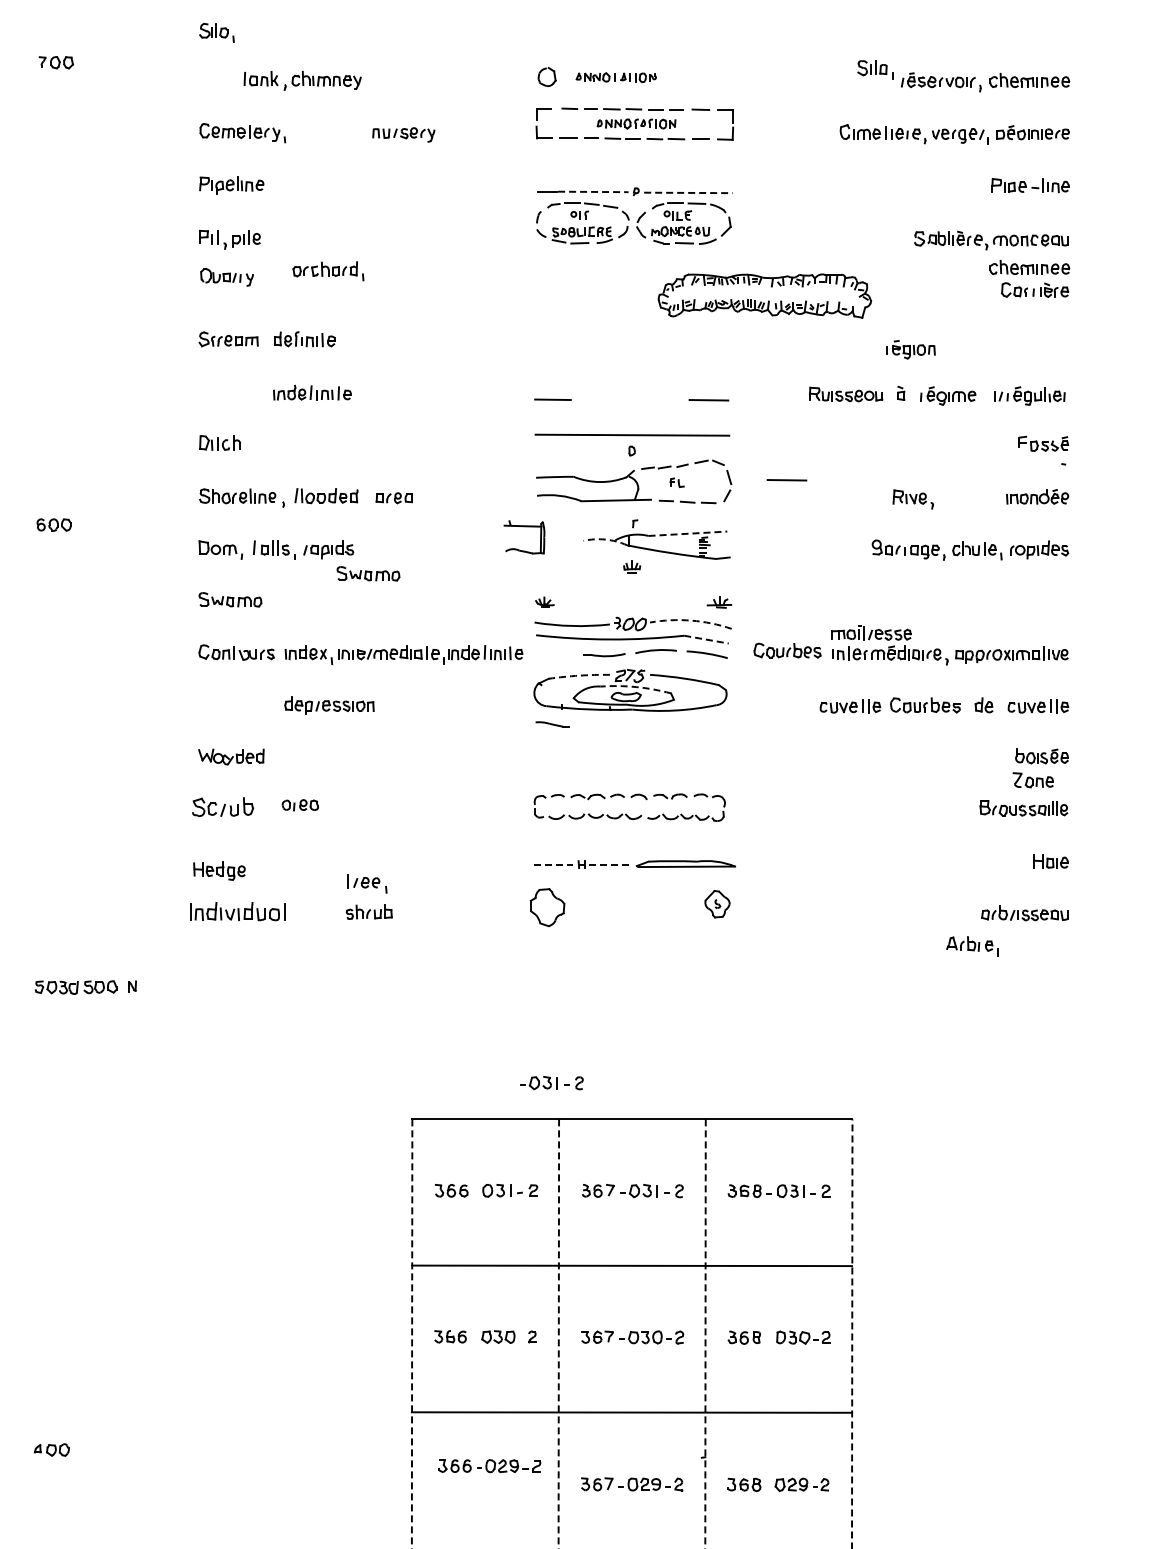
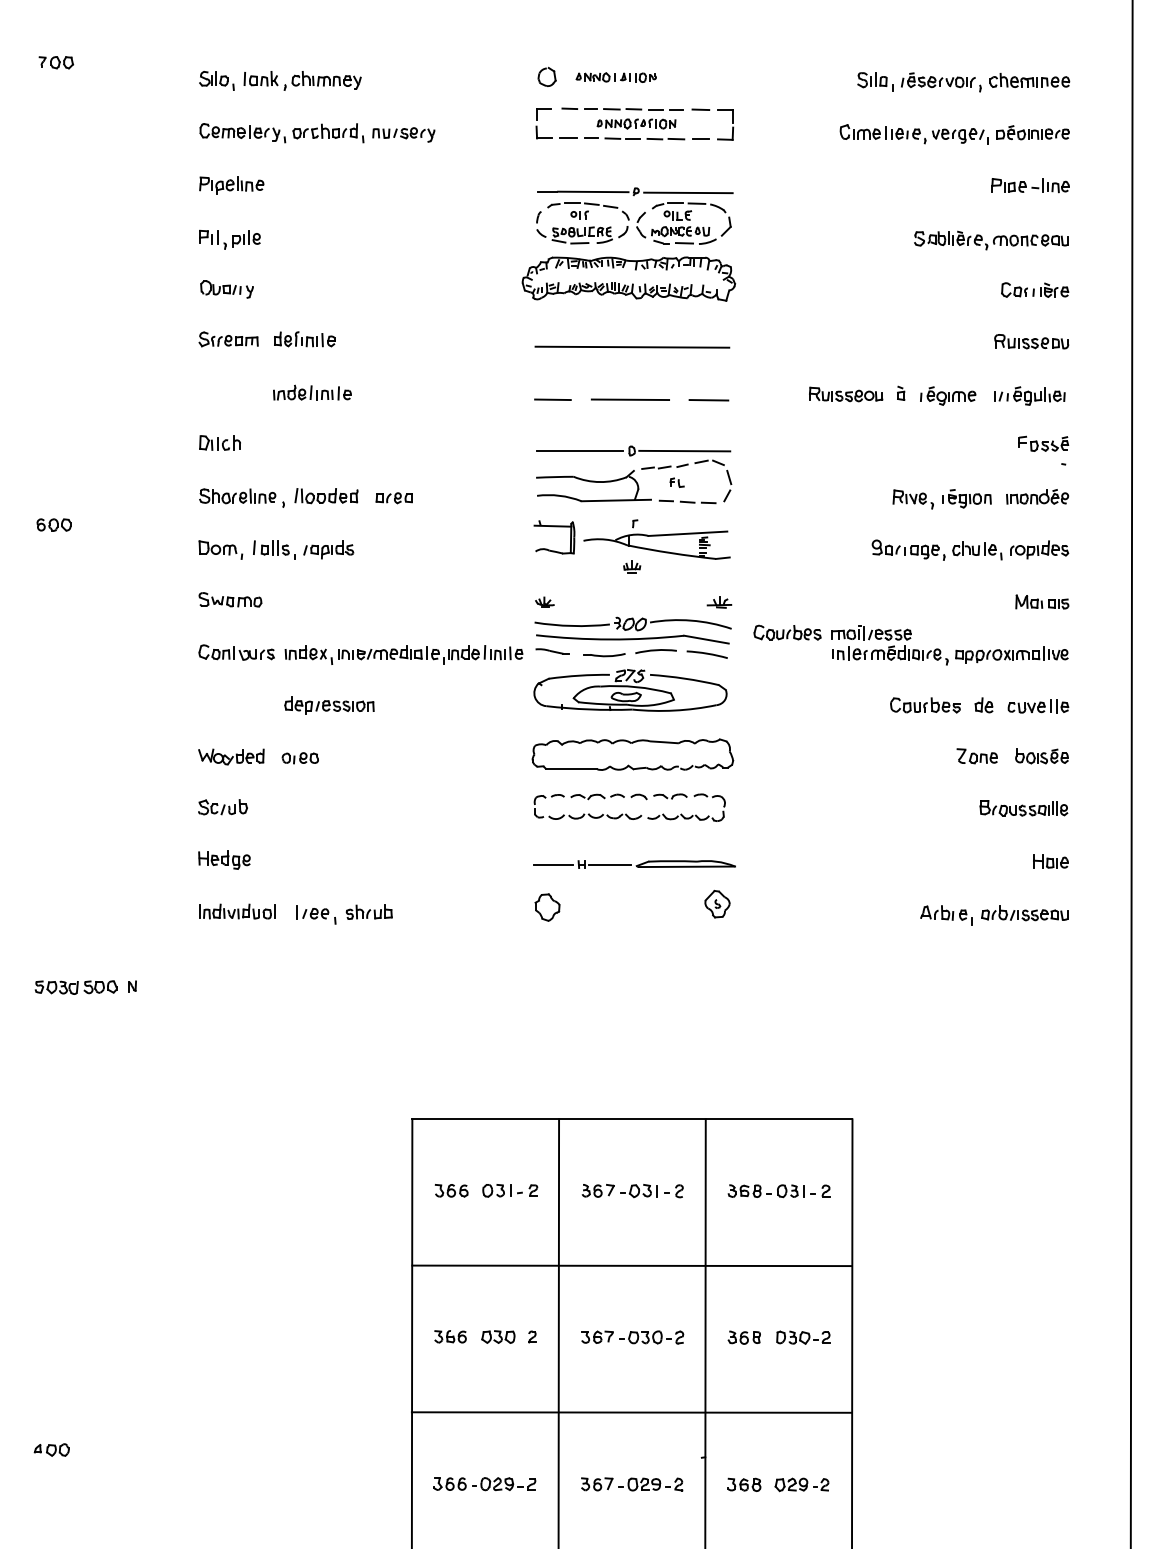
part position: (216, 32) -> (216, 80) (216, 80)
part position: (875, 69) -> (875, 81) (875, 81)
line: dashed -> solid (593, 191)
line: dashed -> solid (688, 192)
part: present -> none (1029, 267)
part position: (328, 271) -> (328, 133) (328, 133)
part position: (226, 277) -> (226, 289) (226, 289)
part position: (764, 295) -> (628, 278) (628, 278)
part: none -> present (1031, 341)
part position: (910, 349) -> (966, 498) (966, 498)
line: none -> present (630, 399)
line position: (632, 434) -> (632, 346) (632, 346)
line: none -> present (580, 450)
line: none -> present (684, 450)
line: present -> none (786, 480)
part position: (524, 527) -> (554, 527) (554, 527)
line: dashed -> solid (688, 533)
arc: dashed -> solid (605, 539)
part: present -> none (368, 573)
part: none -> present (1042, 601)
arc: dashed -> solid (691, 620)
line: dashed -> solid (706, 639)
part position: (787, 650) -> (787, 632) (787, 632)
arc: dashed -> solid (579, 675)
arc: dashed -> solid (636, 687)
part: present -> none (850, 706)
part position: (552, 724) -> (552, 651) (552, 651)
part: none -> present (628, 764)
line: none -> present (1131, 773)
part position: (1032, 780) -> (976, 756) (976, 756)
part position: (299, 805) -> (299, 758) (299, 758)
part size: 63x21 px -> 50x17 px (222, 807)
line: dashed -> solid (553, 864)
line: dashed -> solid (610, 864)
part position: (219, 870) -> (224, 859) (224, 859)
part position: (367, 883) -> (316, 914) (316, 914)
part size: 37x40 px -> 27x29 px (547, 907)
part size: 96x20 px -> 77x17 px (237, 911)
part position: (972, 946) -> (946, 915) (946, 915)
part: present -> none (551, 1083)
line: dashed -> solid (412, 1333)
line: dashed -> solid (852, 1333)
line: dashed -> solid (558, 1334)
line: dashed -> solid (705, 1334)
part position: (489, 1466) -> (484, 1484) (484, 1484)
